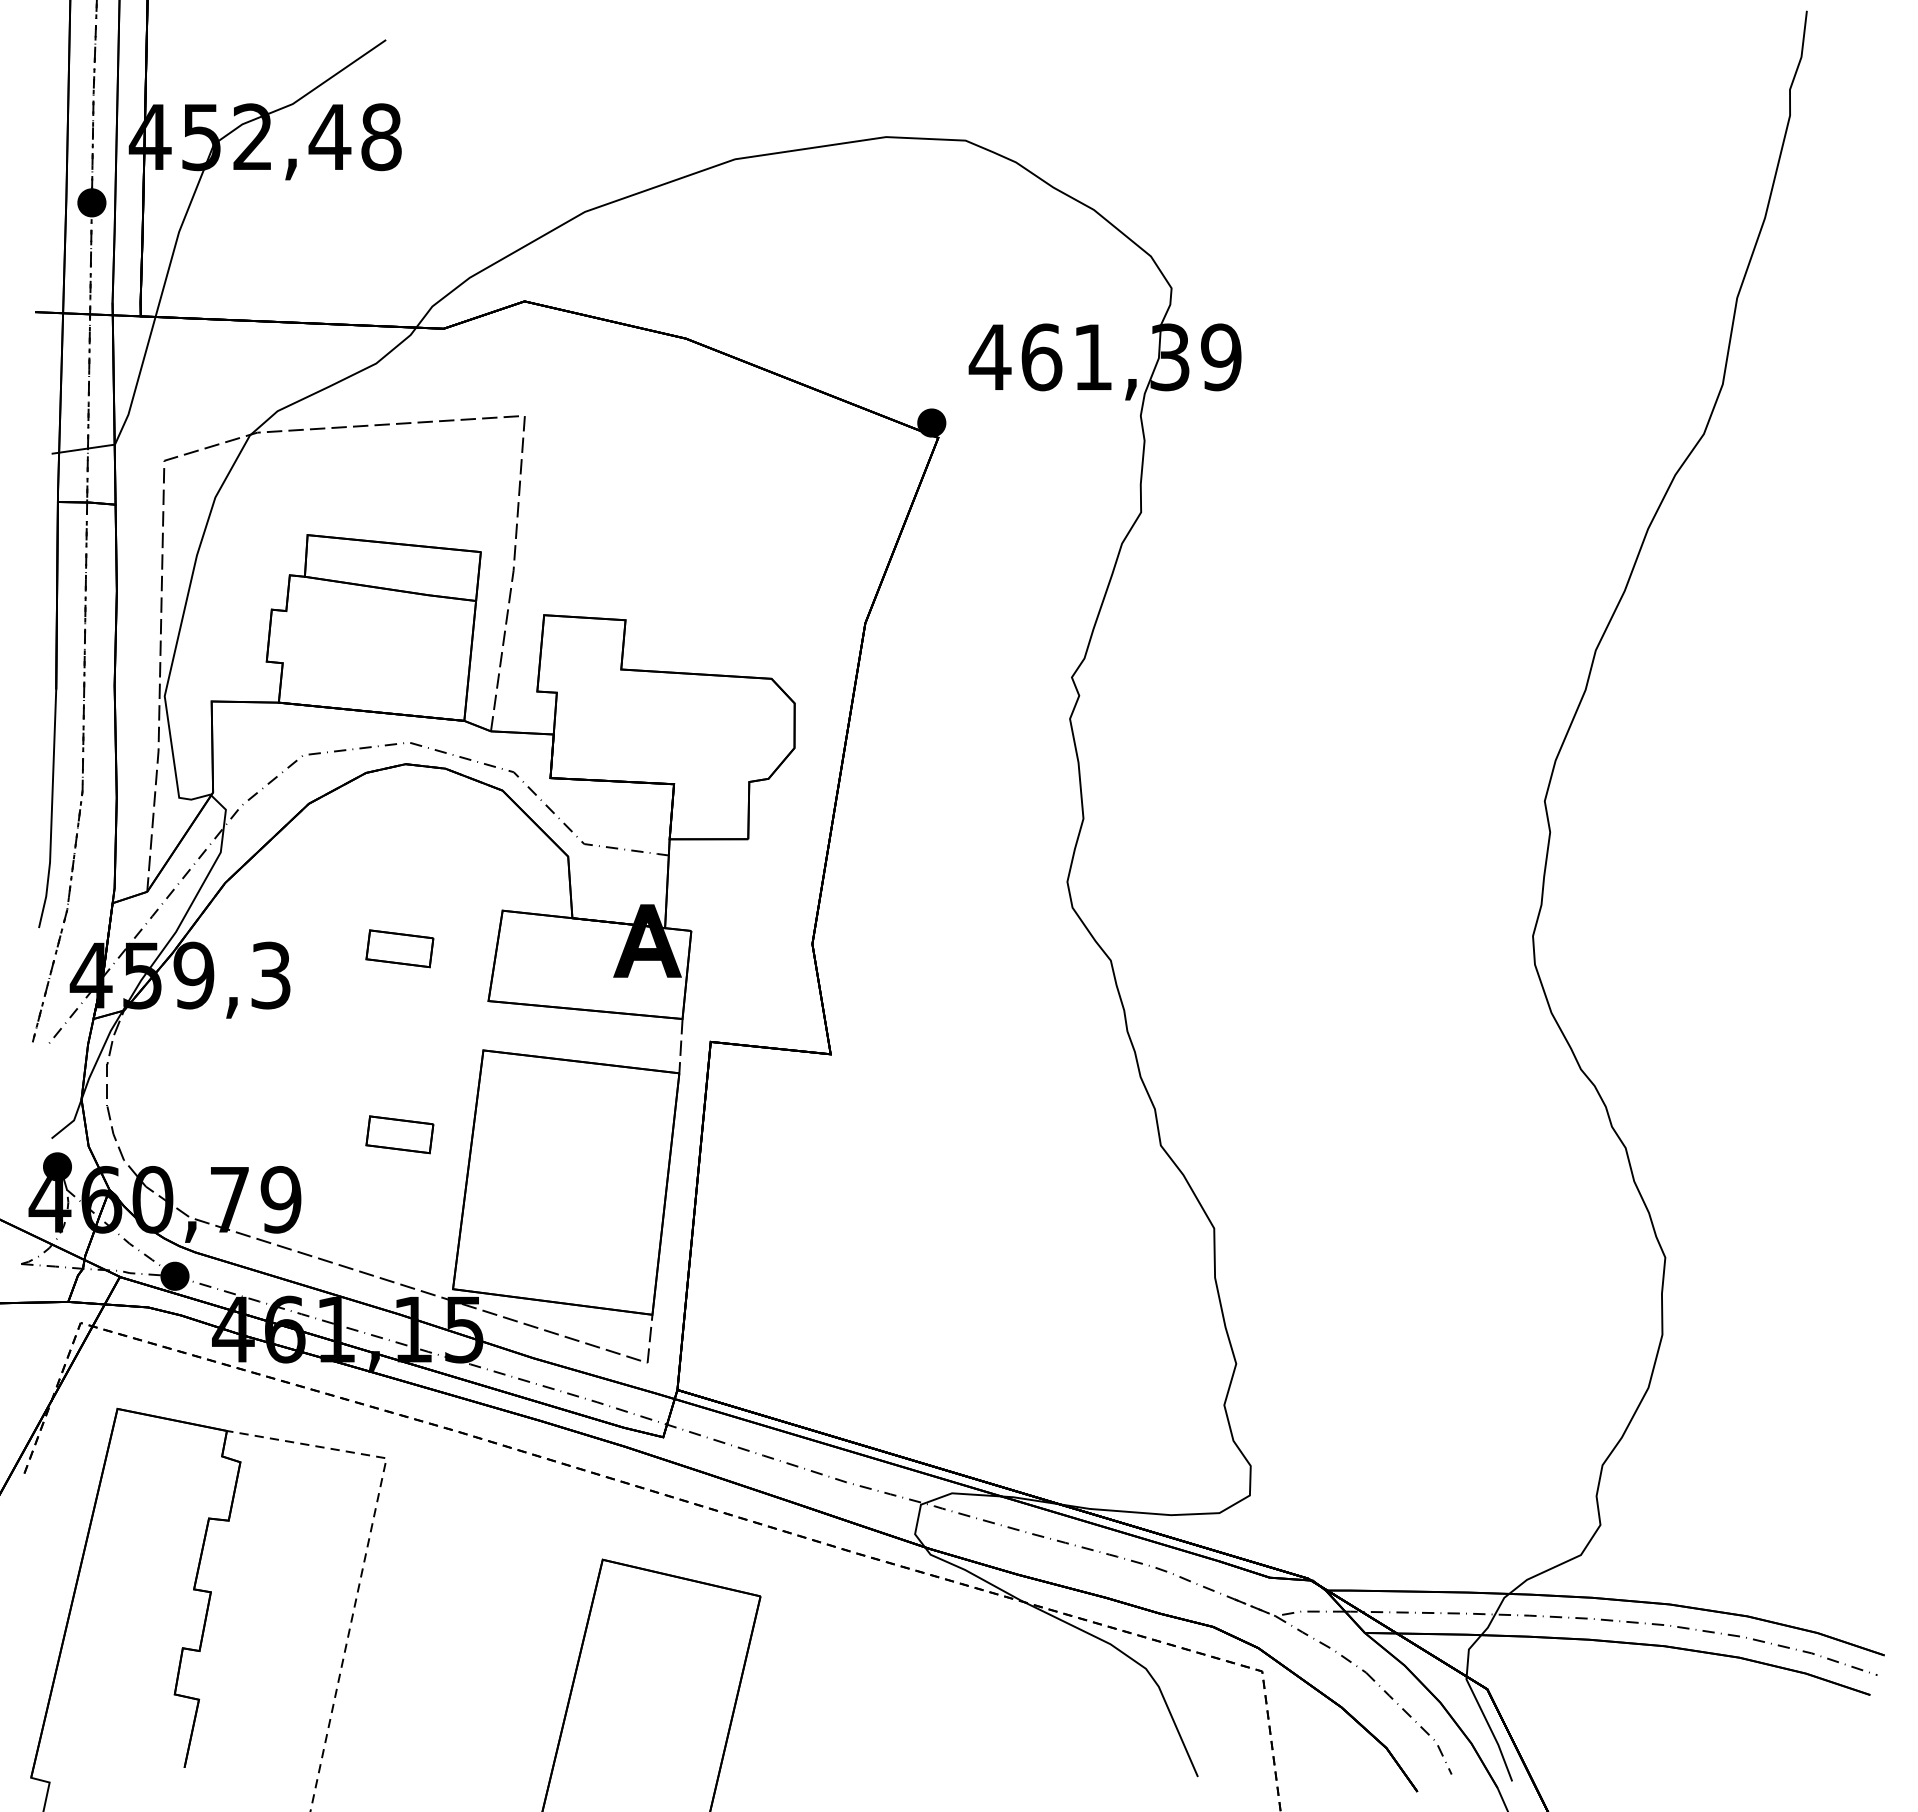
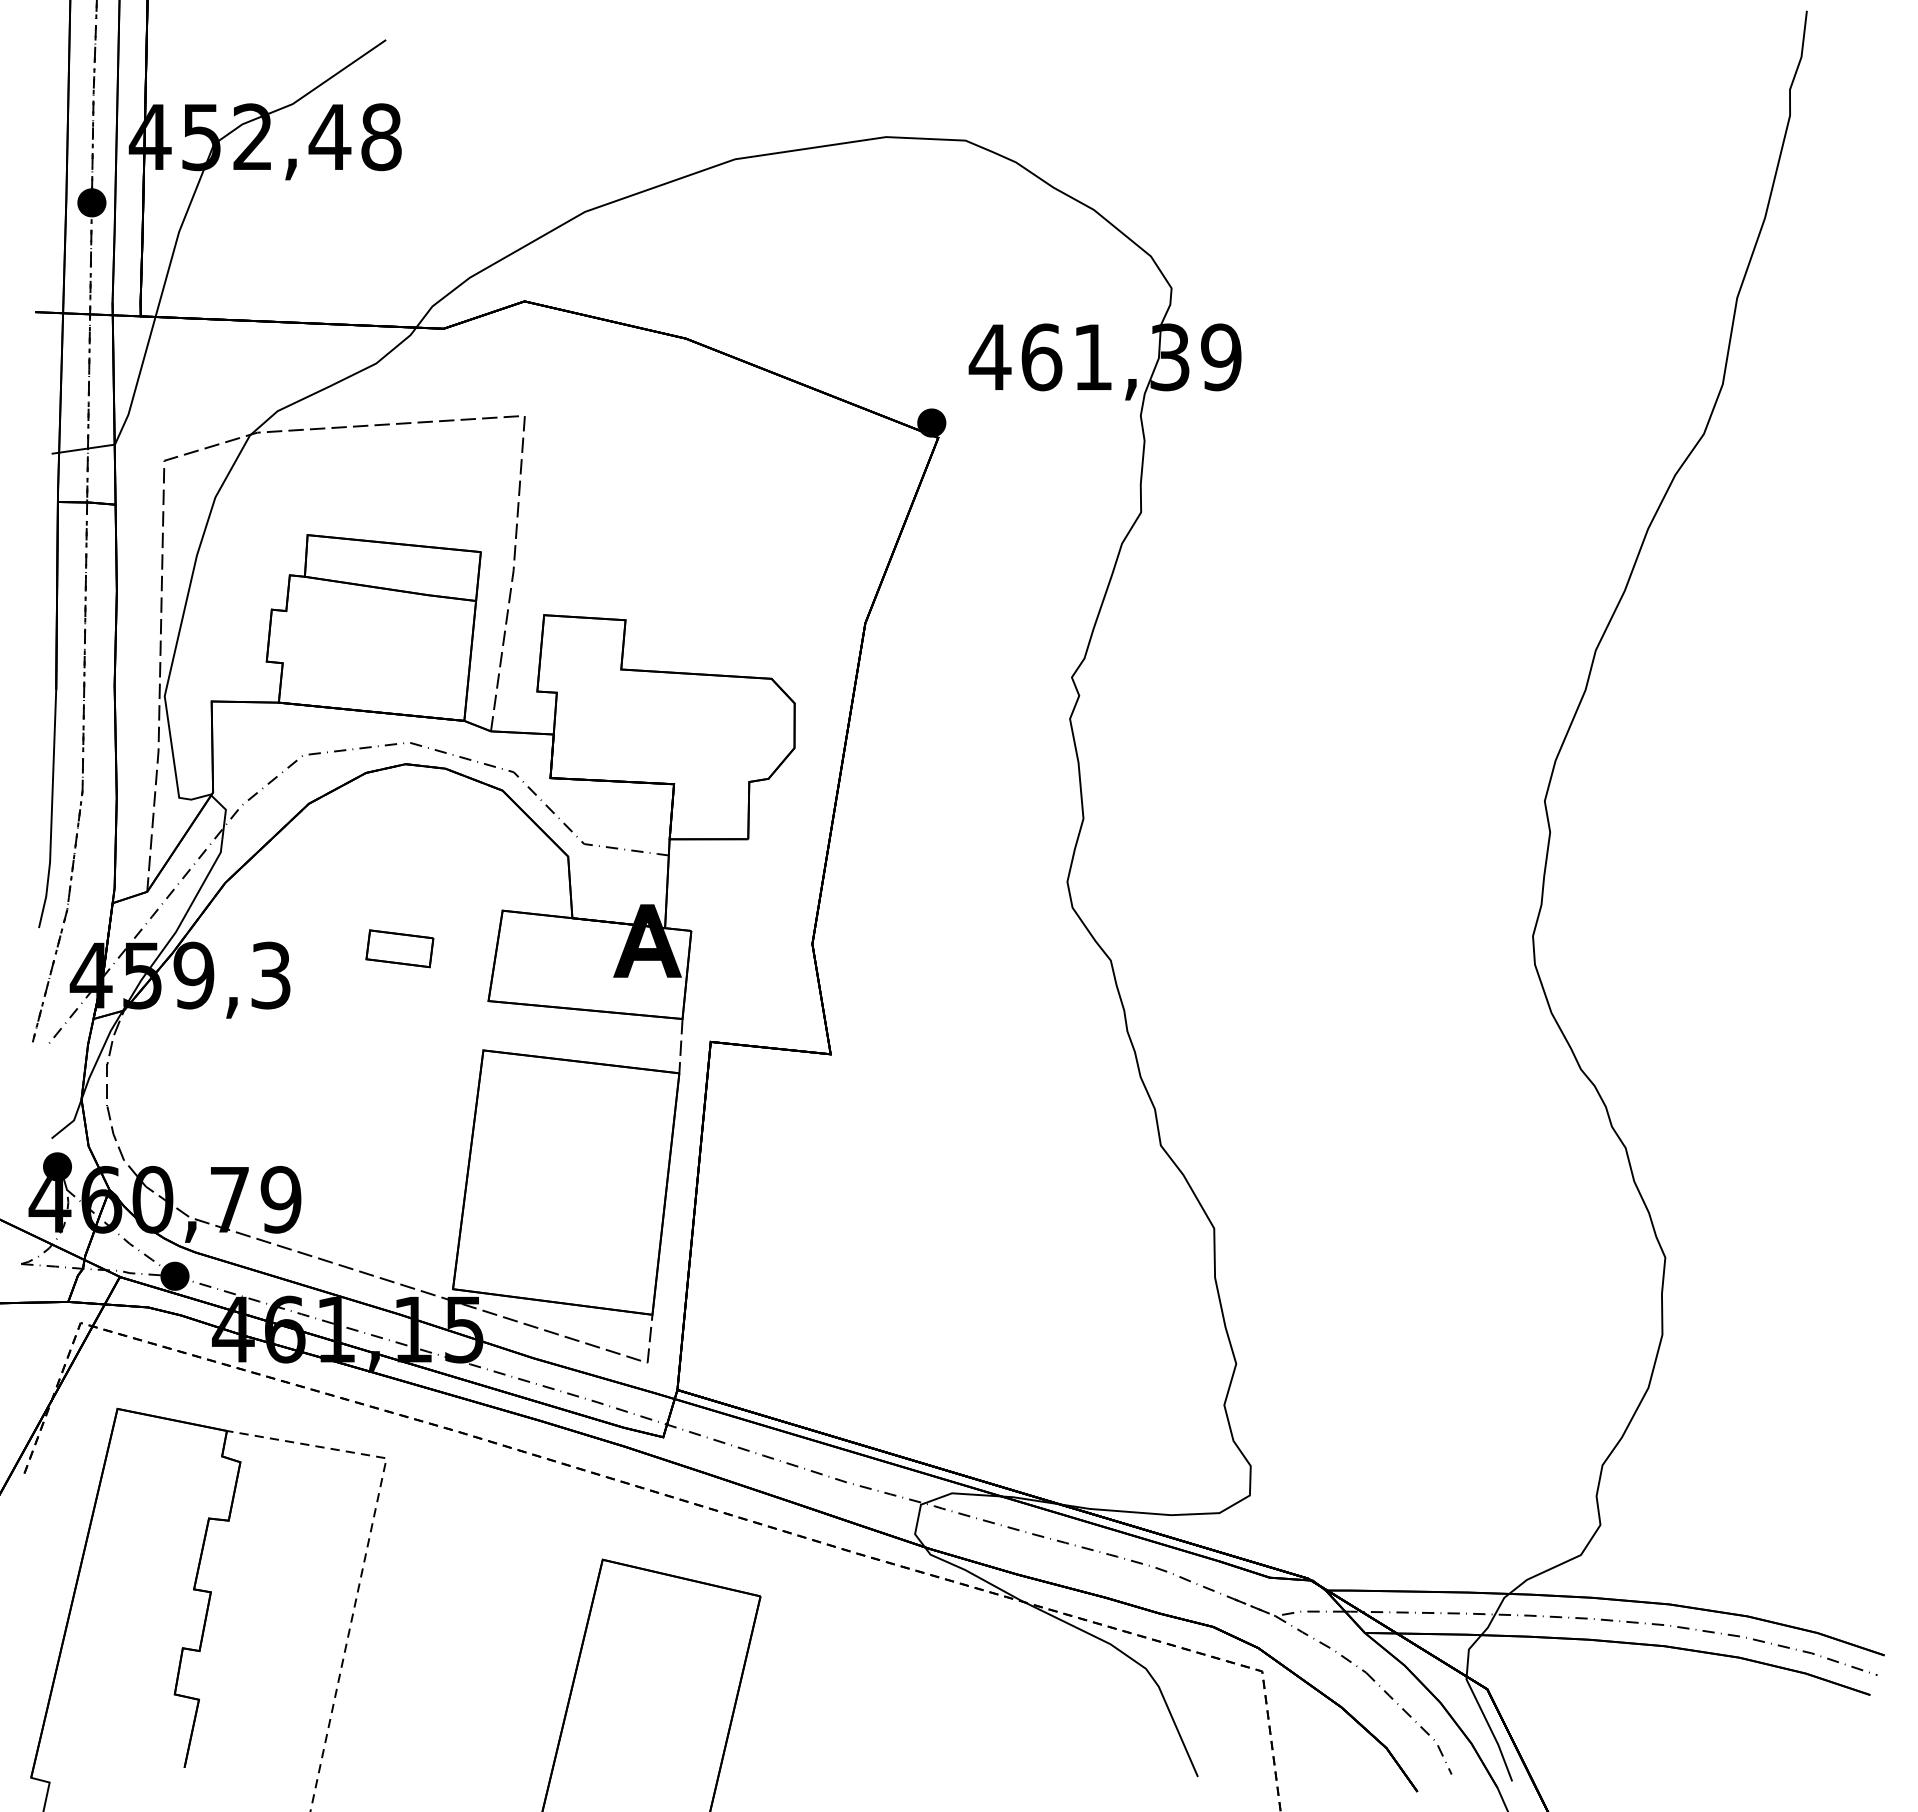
part: present -> none (399, 1134)
